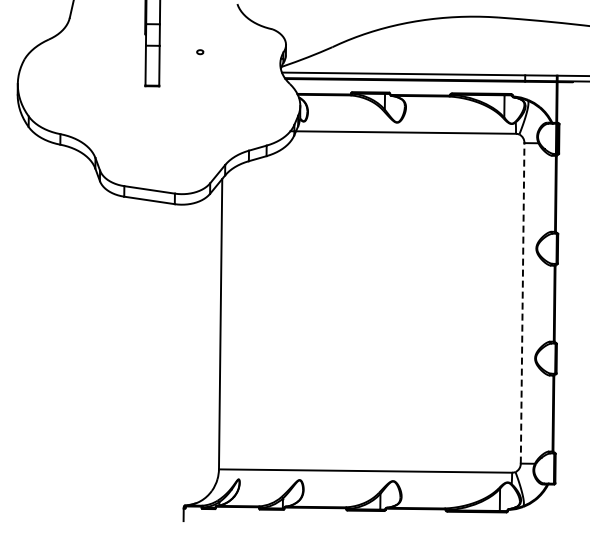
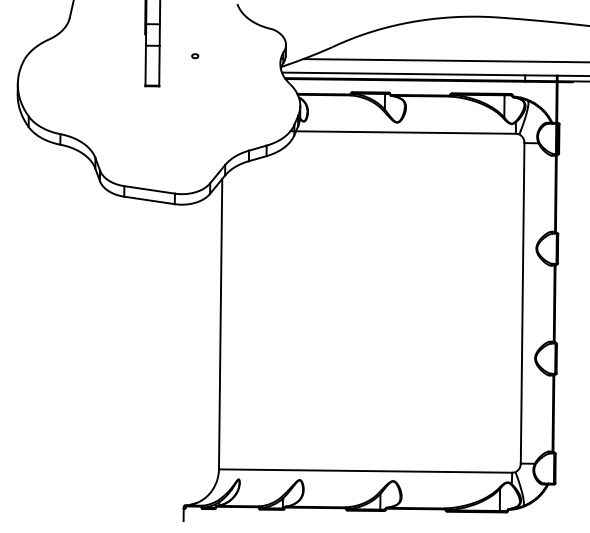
part position: (200, 52) -> (195, 56) (195, 56)
line: none -> present (444, 60)
line: dashed -> solid (522, 302)
